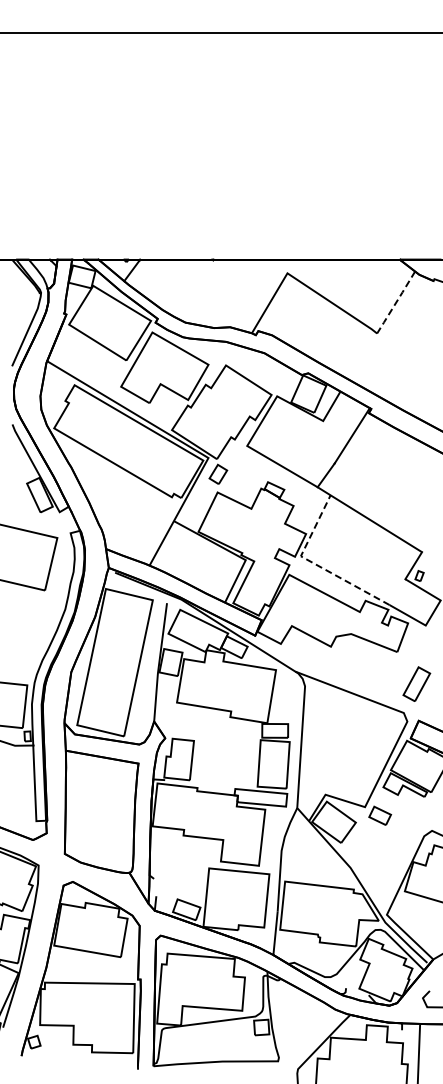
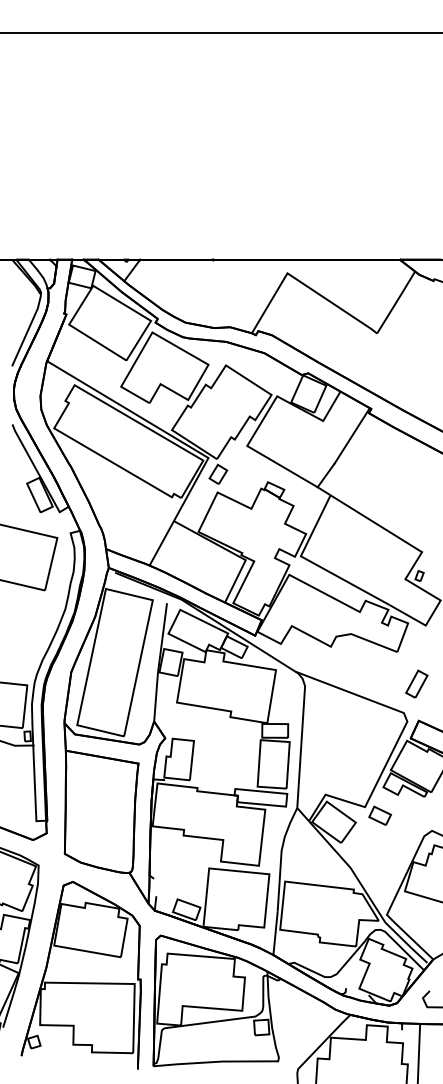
line: dashed -> solid (396, 302)
line: dashed -> solid (314, 563)
part size: 30x36 px -> 24x30 px (416, 683)
